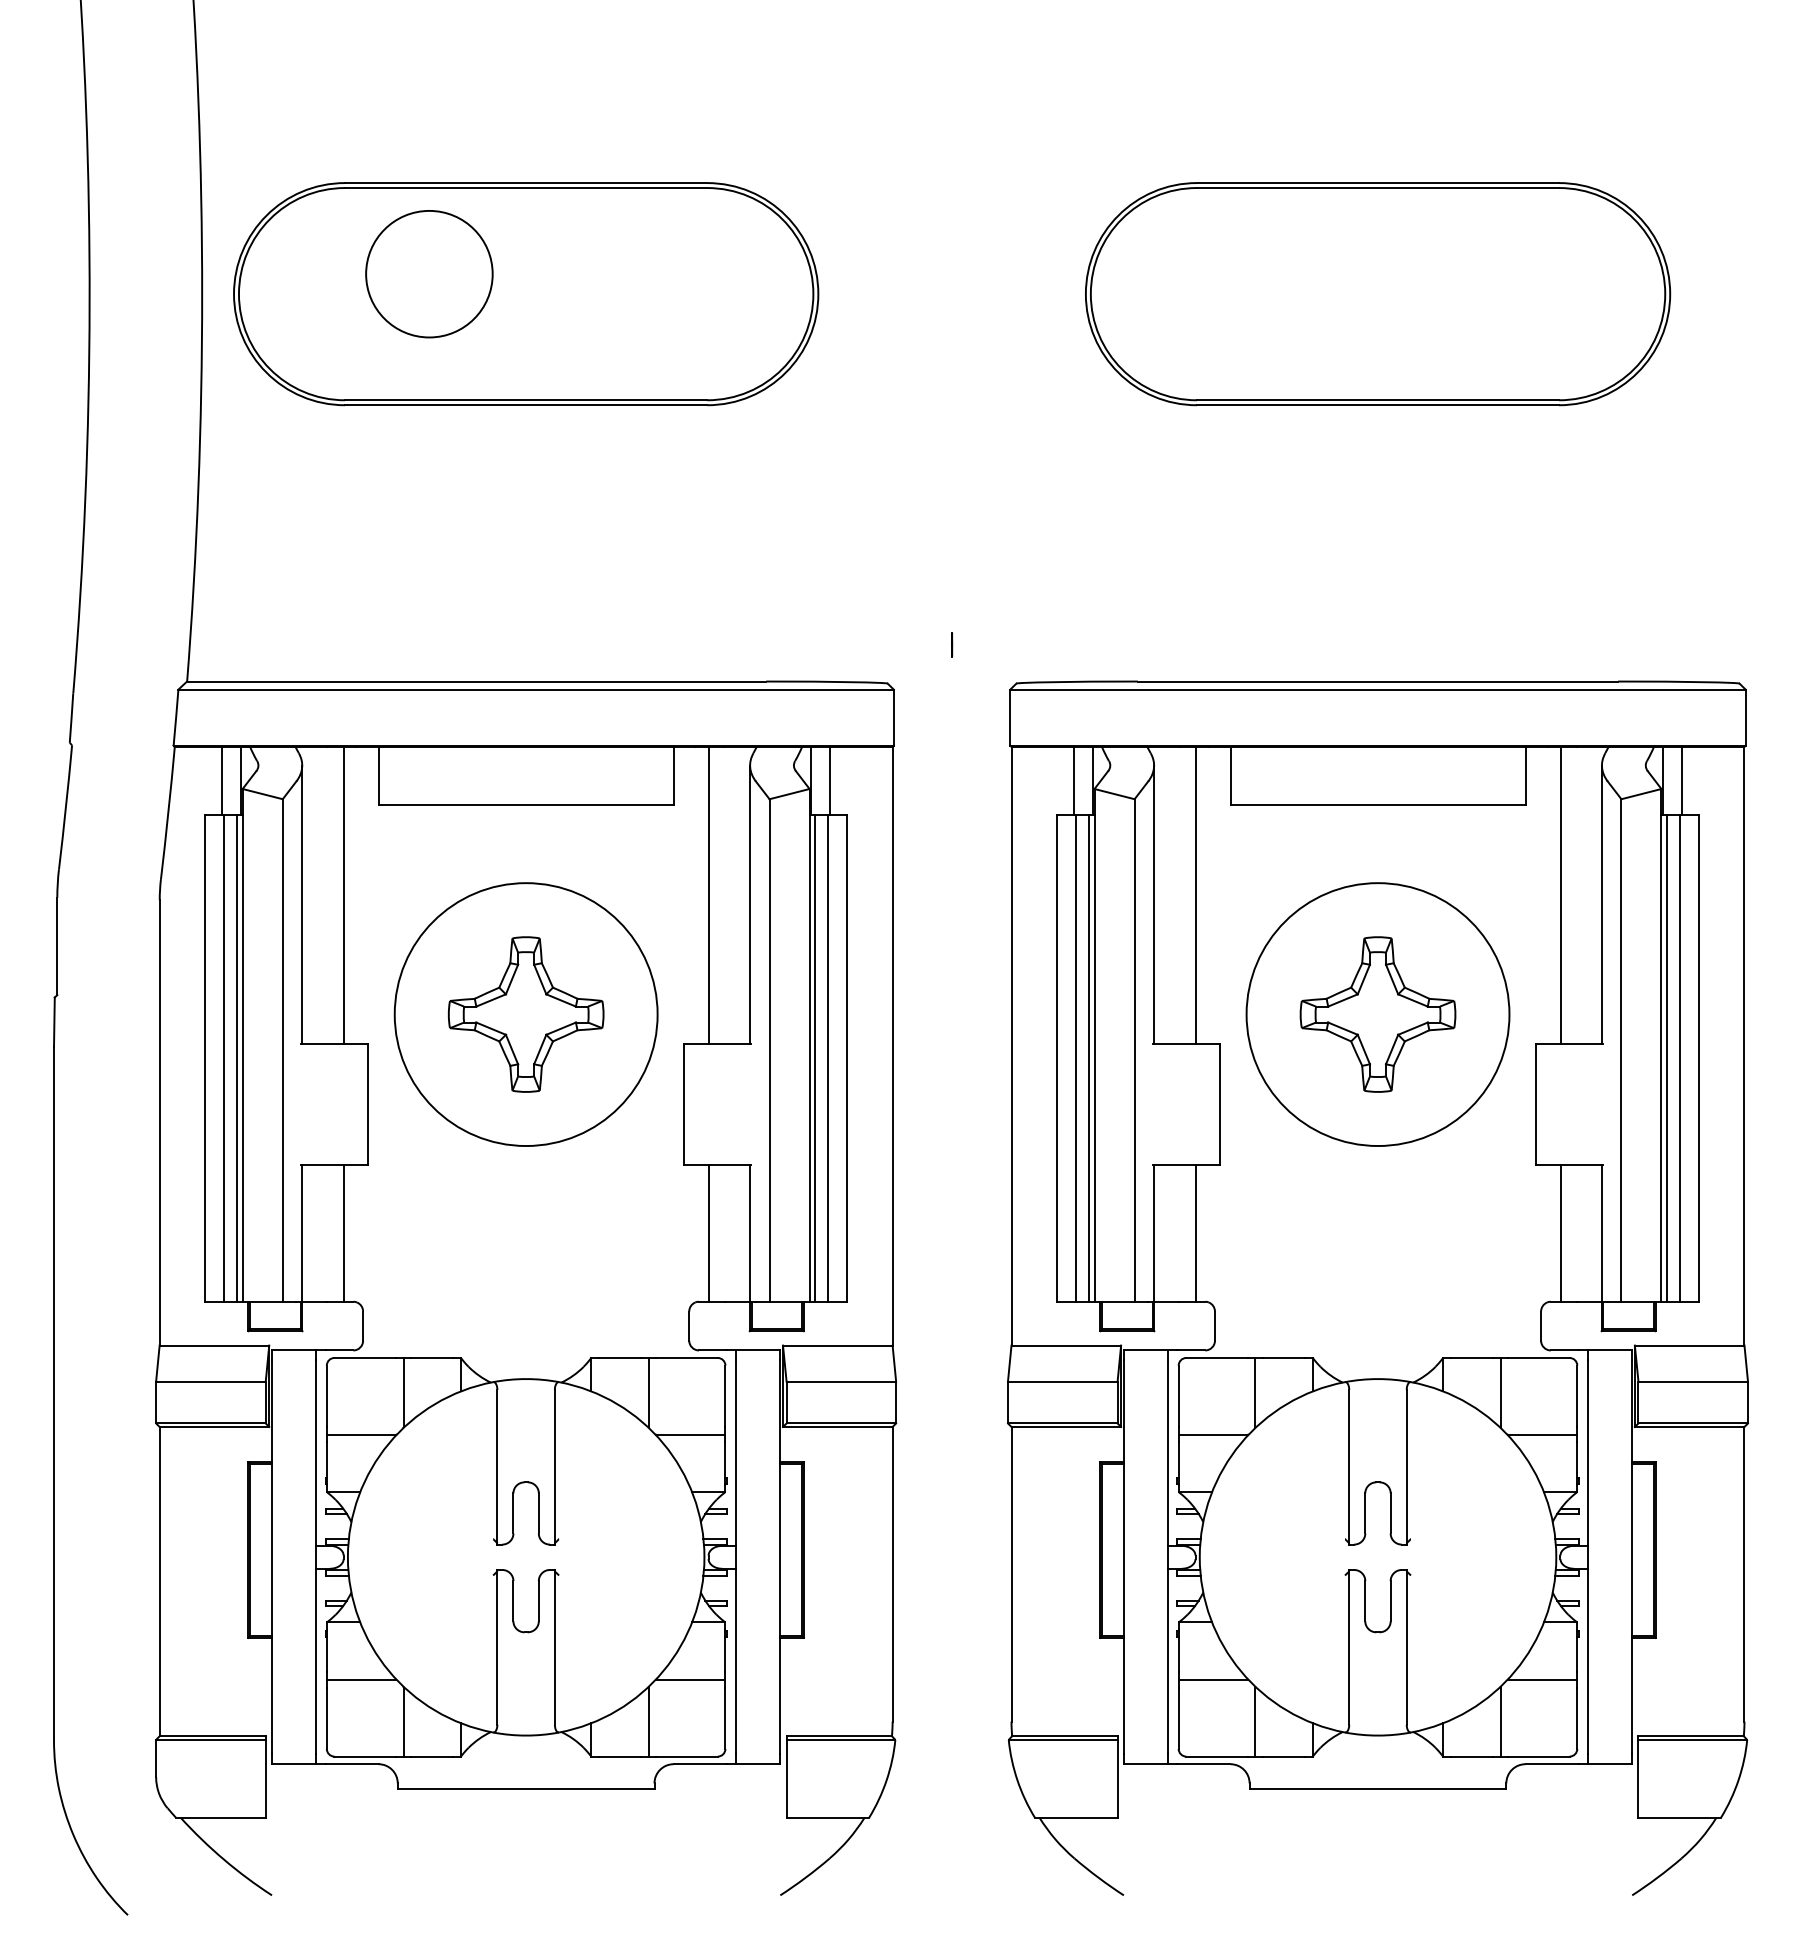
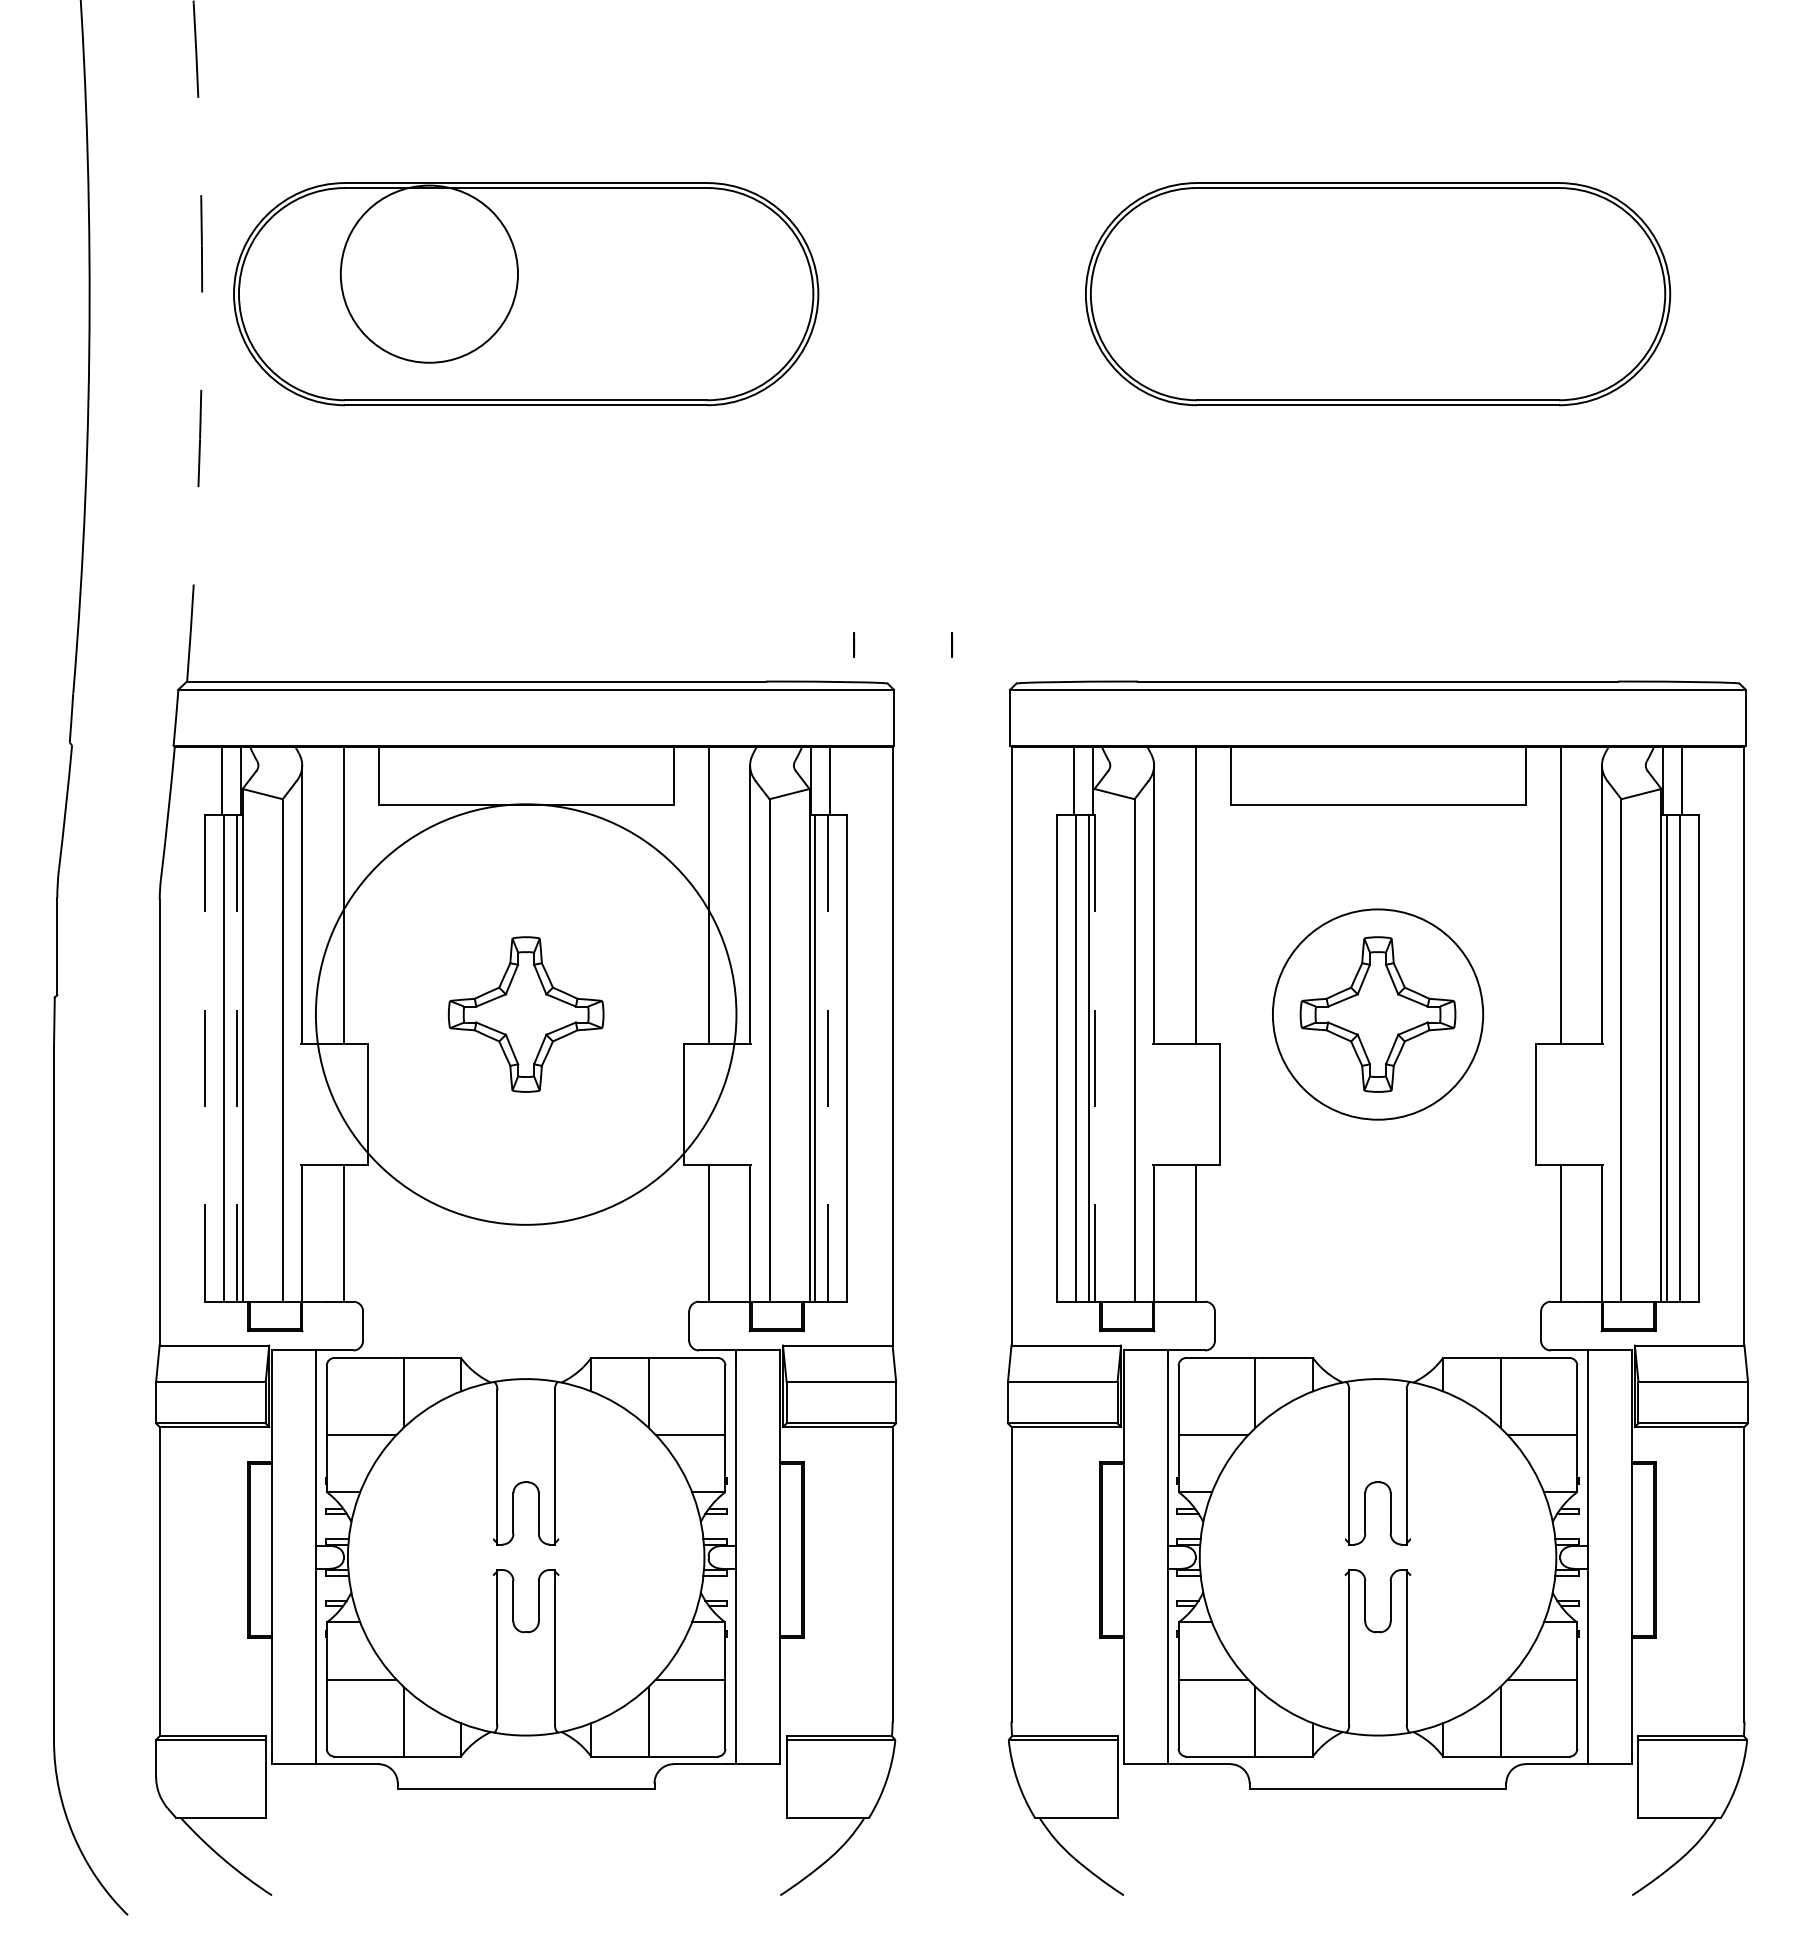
circle diameter: 127 px -> 177 px (429, 273)
arc: solid -> dashed (201, 340)
line: none -> present (854, 644)
circle diameter: 263 px -> 421 px (525, 1014)
circle diameter: 263 px -> 210 px (1377, 1014)
line: solid -> dashed (1094, 1044)
line: solid -> dashed (204, 1057)
line: solid -> dashed (237, 1057)
line: solid -> dashed (827, 1057)
